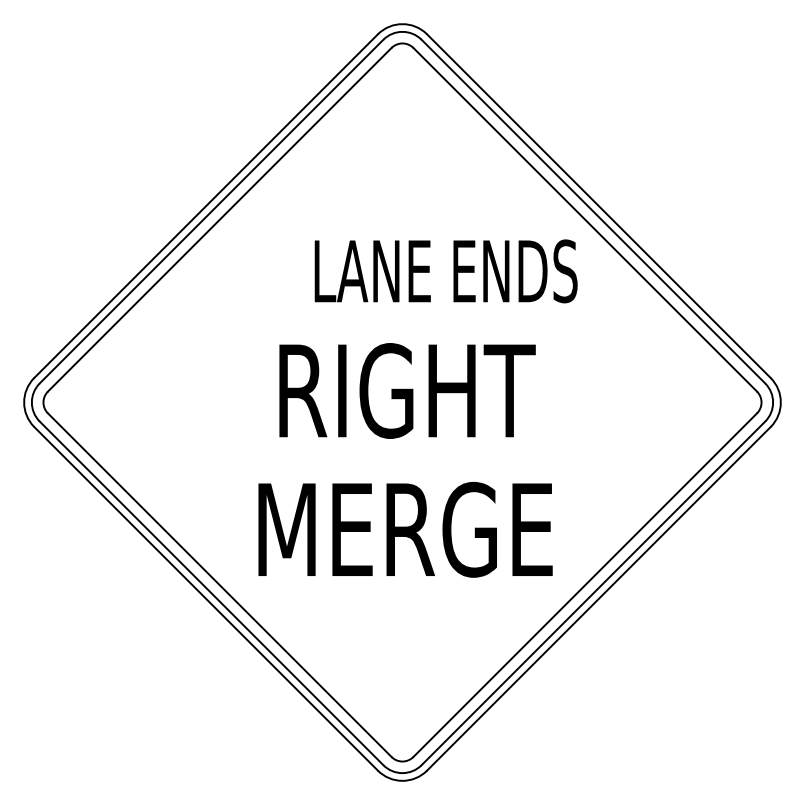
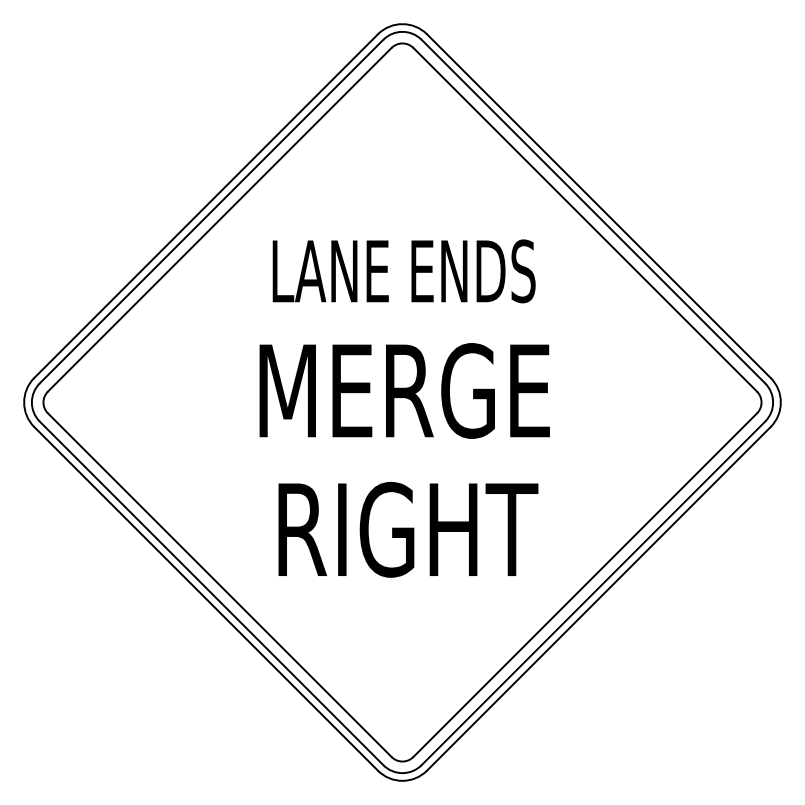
text position: (445, 271) -> (403, 271) (403, 271)
text: RIGHT -> MERGE (404, 390)
text: MERGE -> RIGHT (405, 529)
